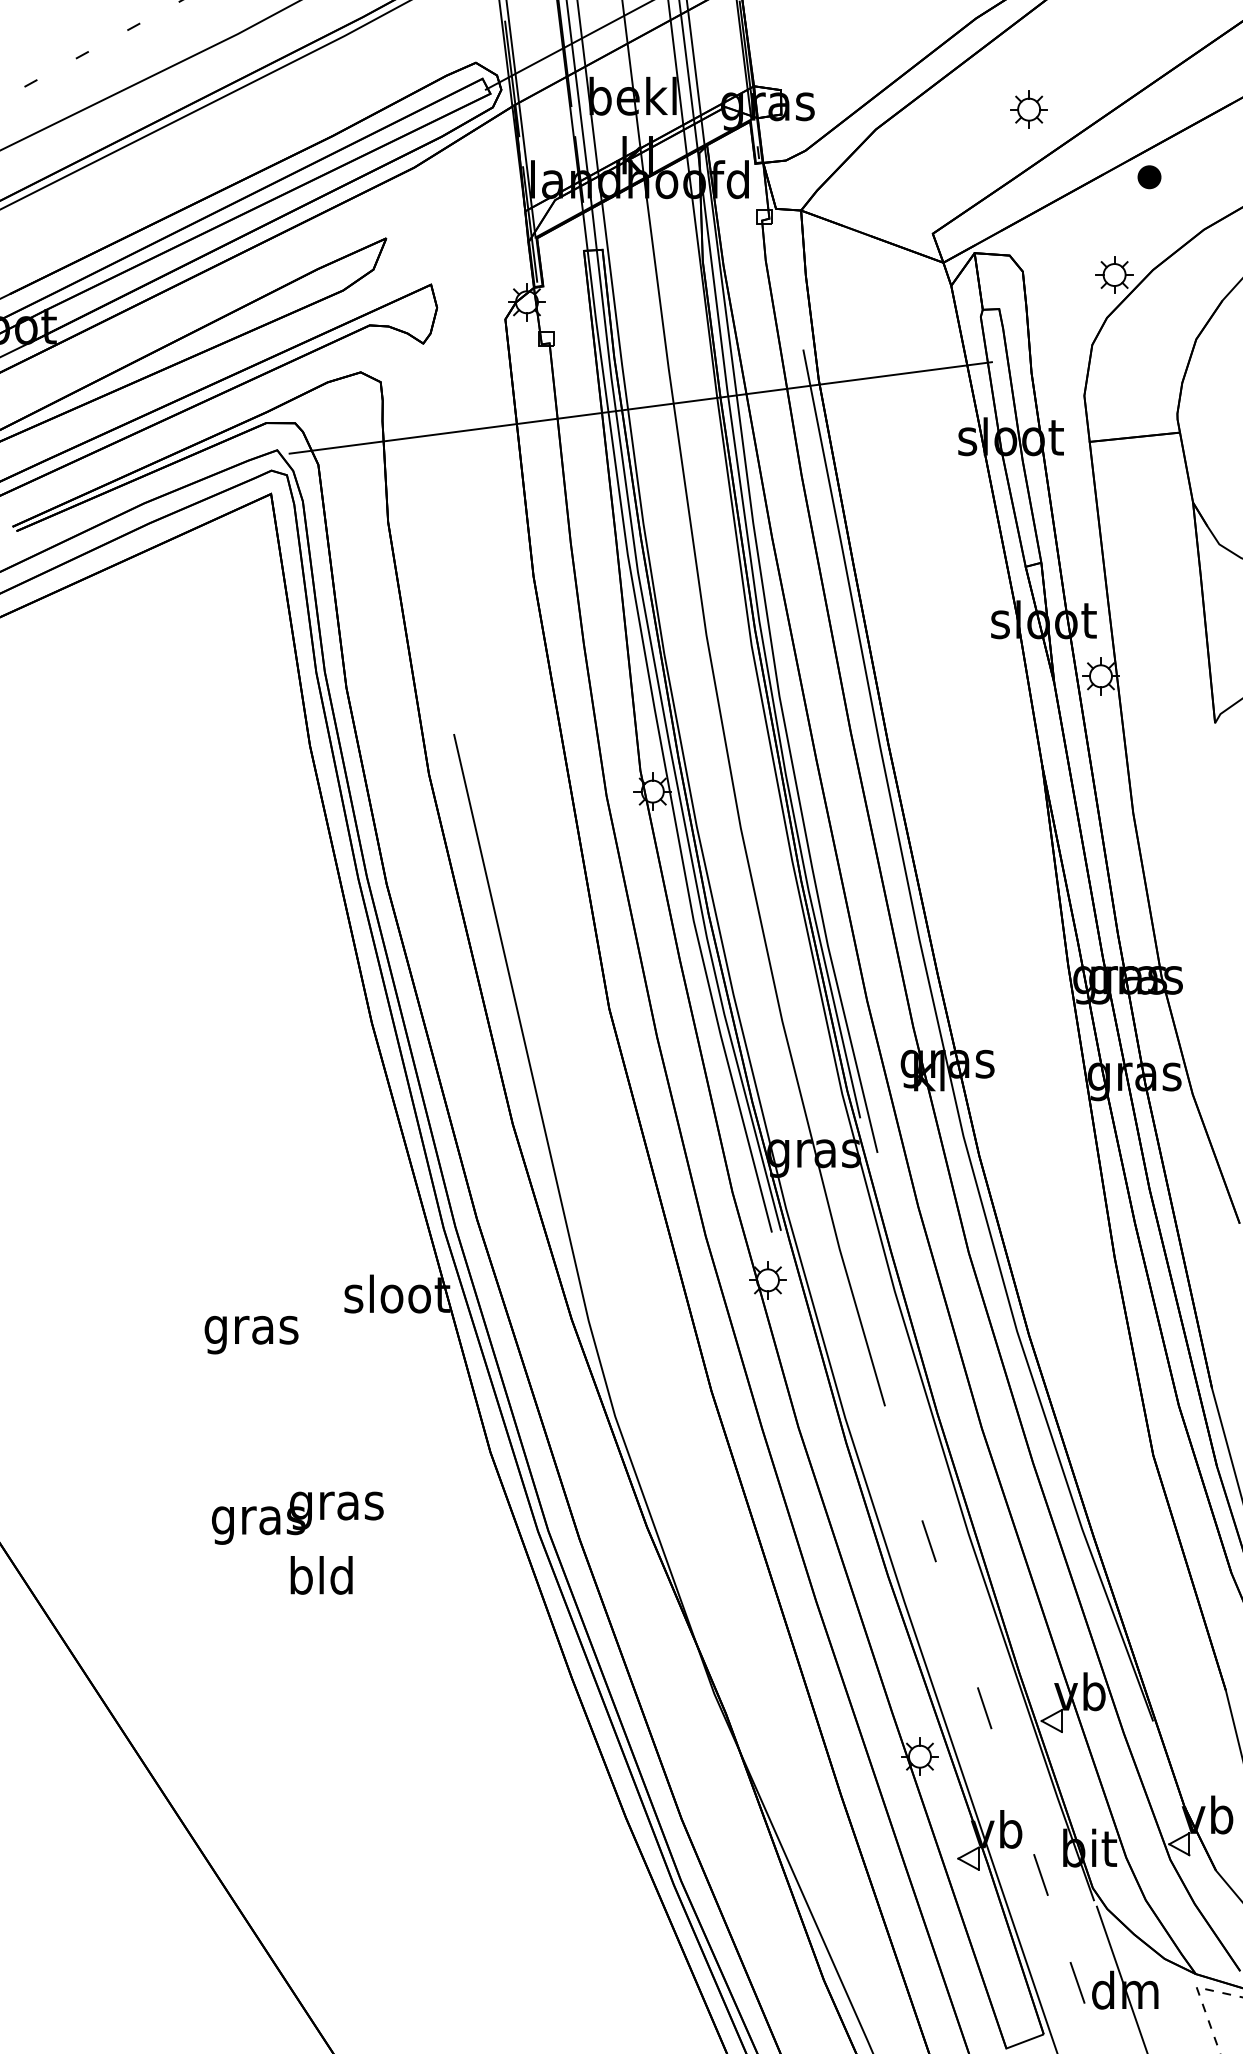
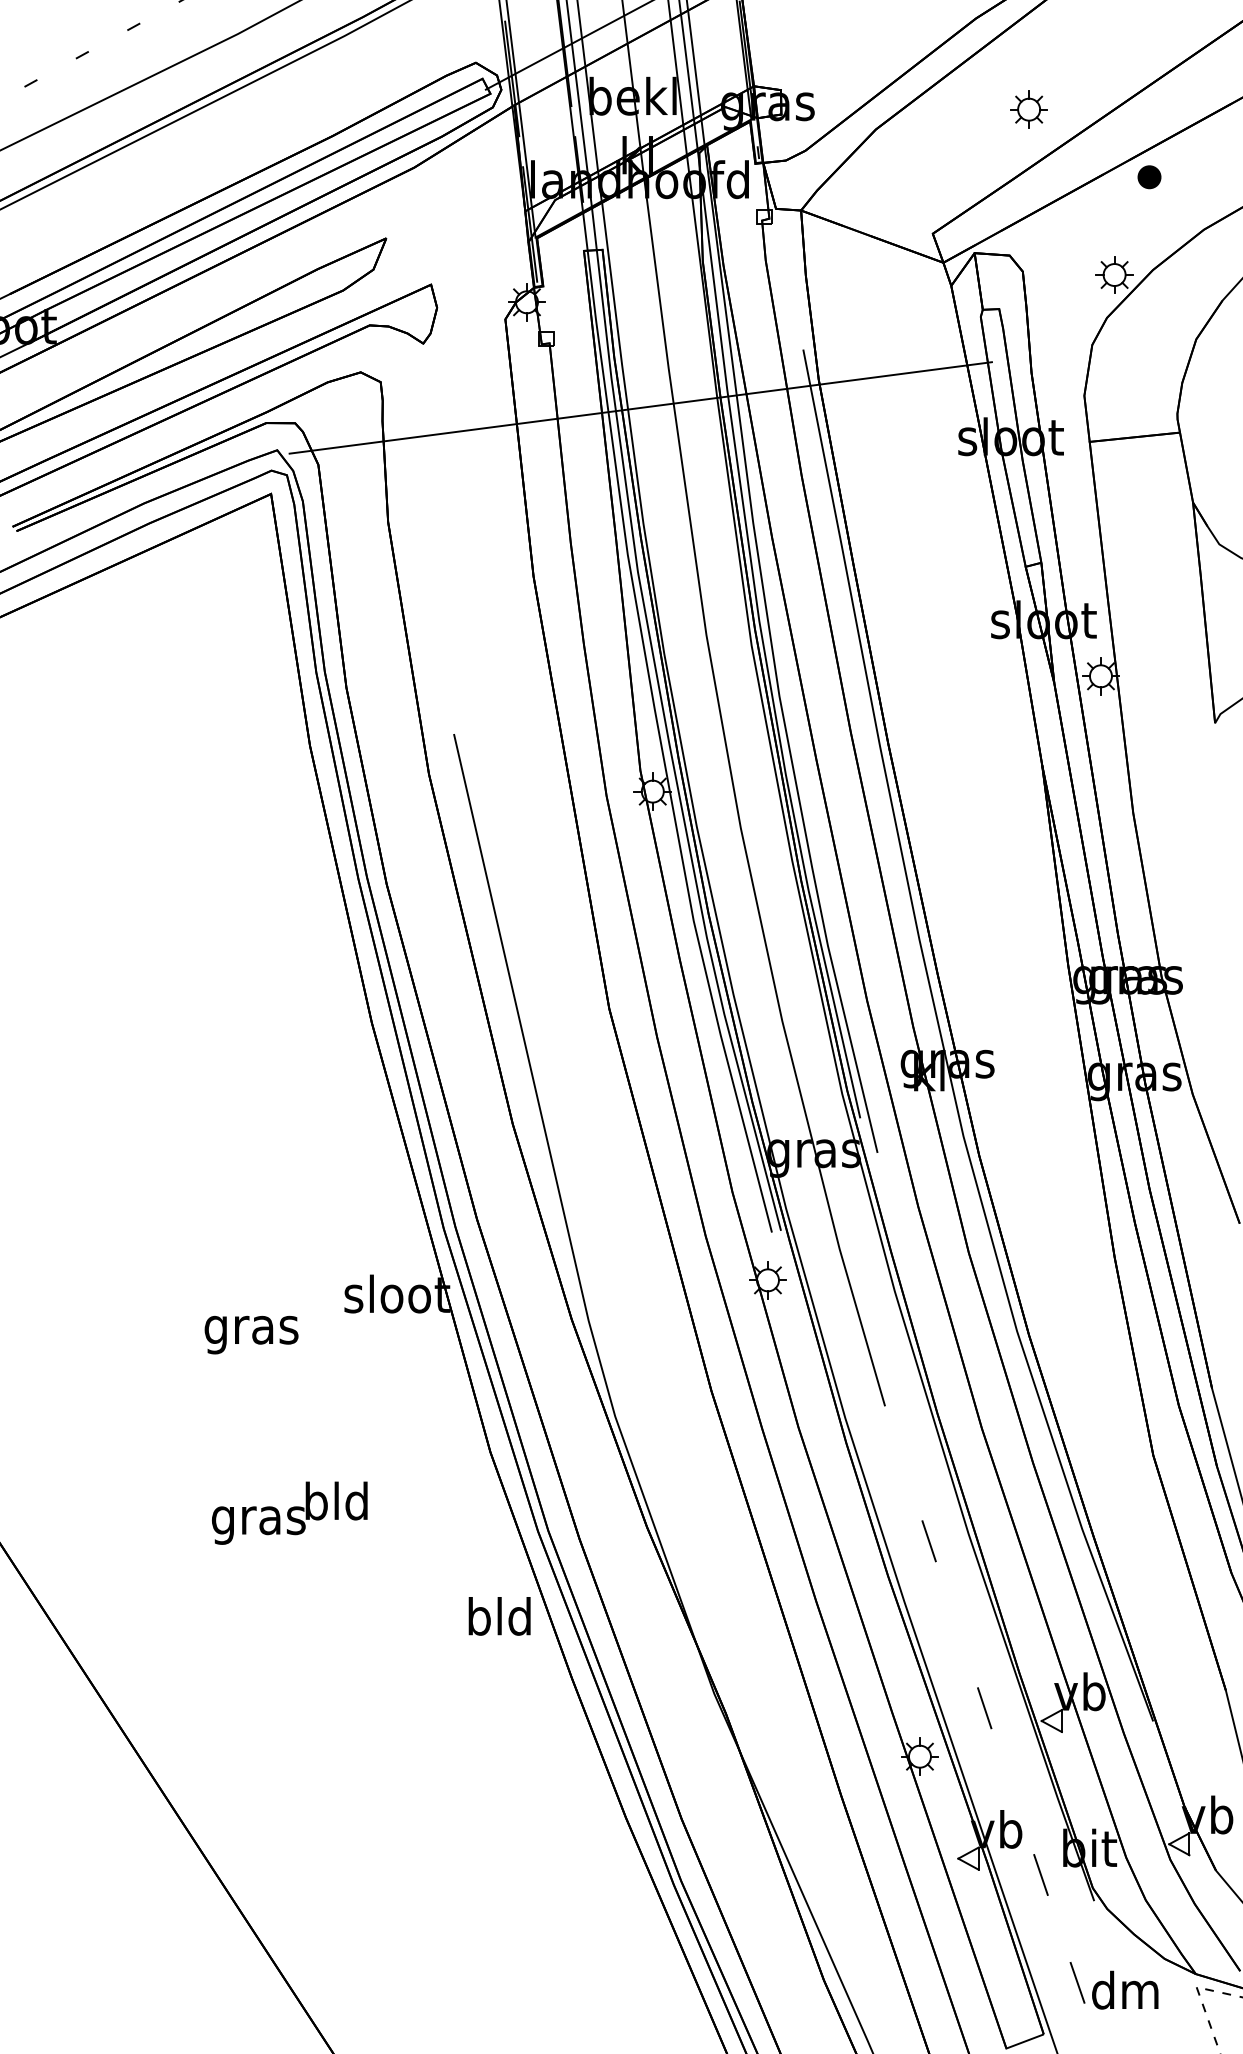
text: gras -> bld (336, 1505)
text position: (321, 1575) -> (499, 1616) (499, 1616)
line: present -> none (1121, 1978)
